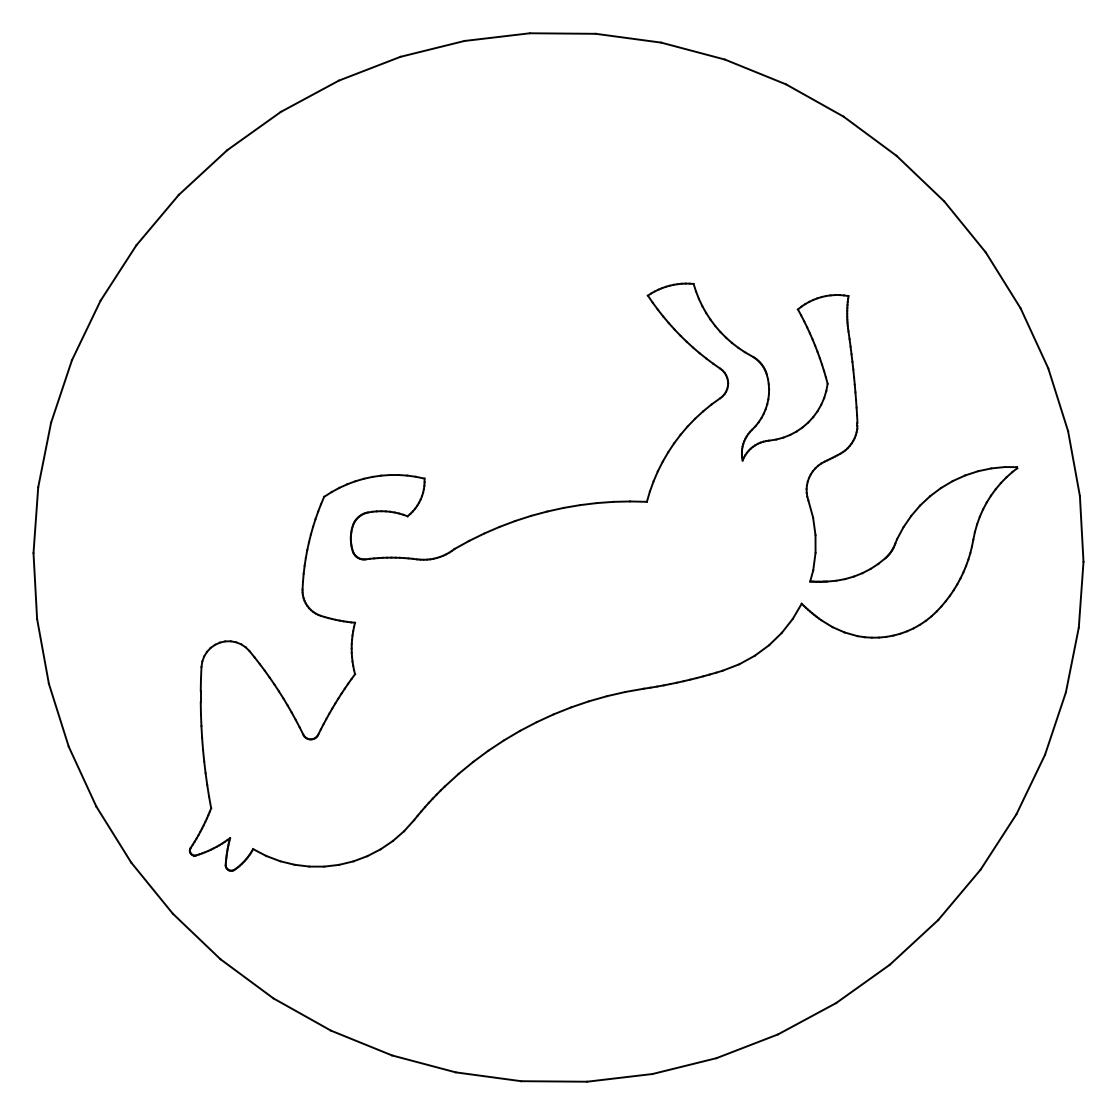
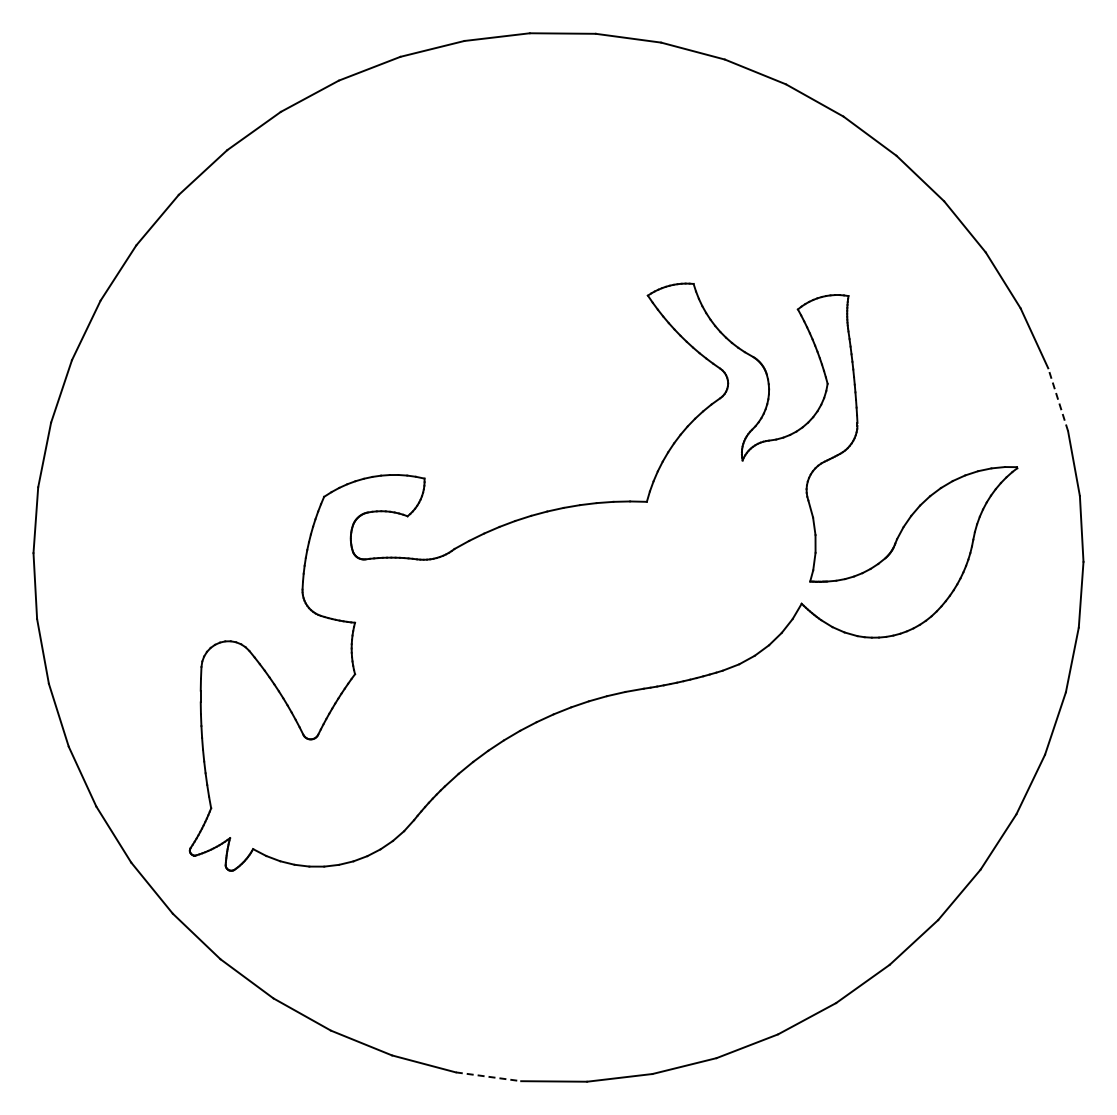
line: solid -> dashed (1058, 399)
line: solid -> dashed (488, 1076)
